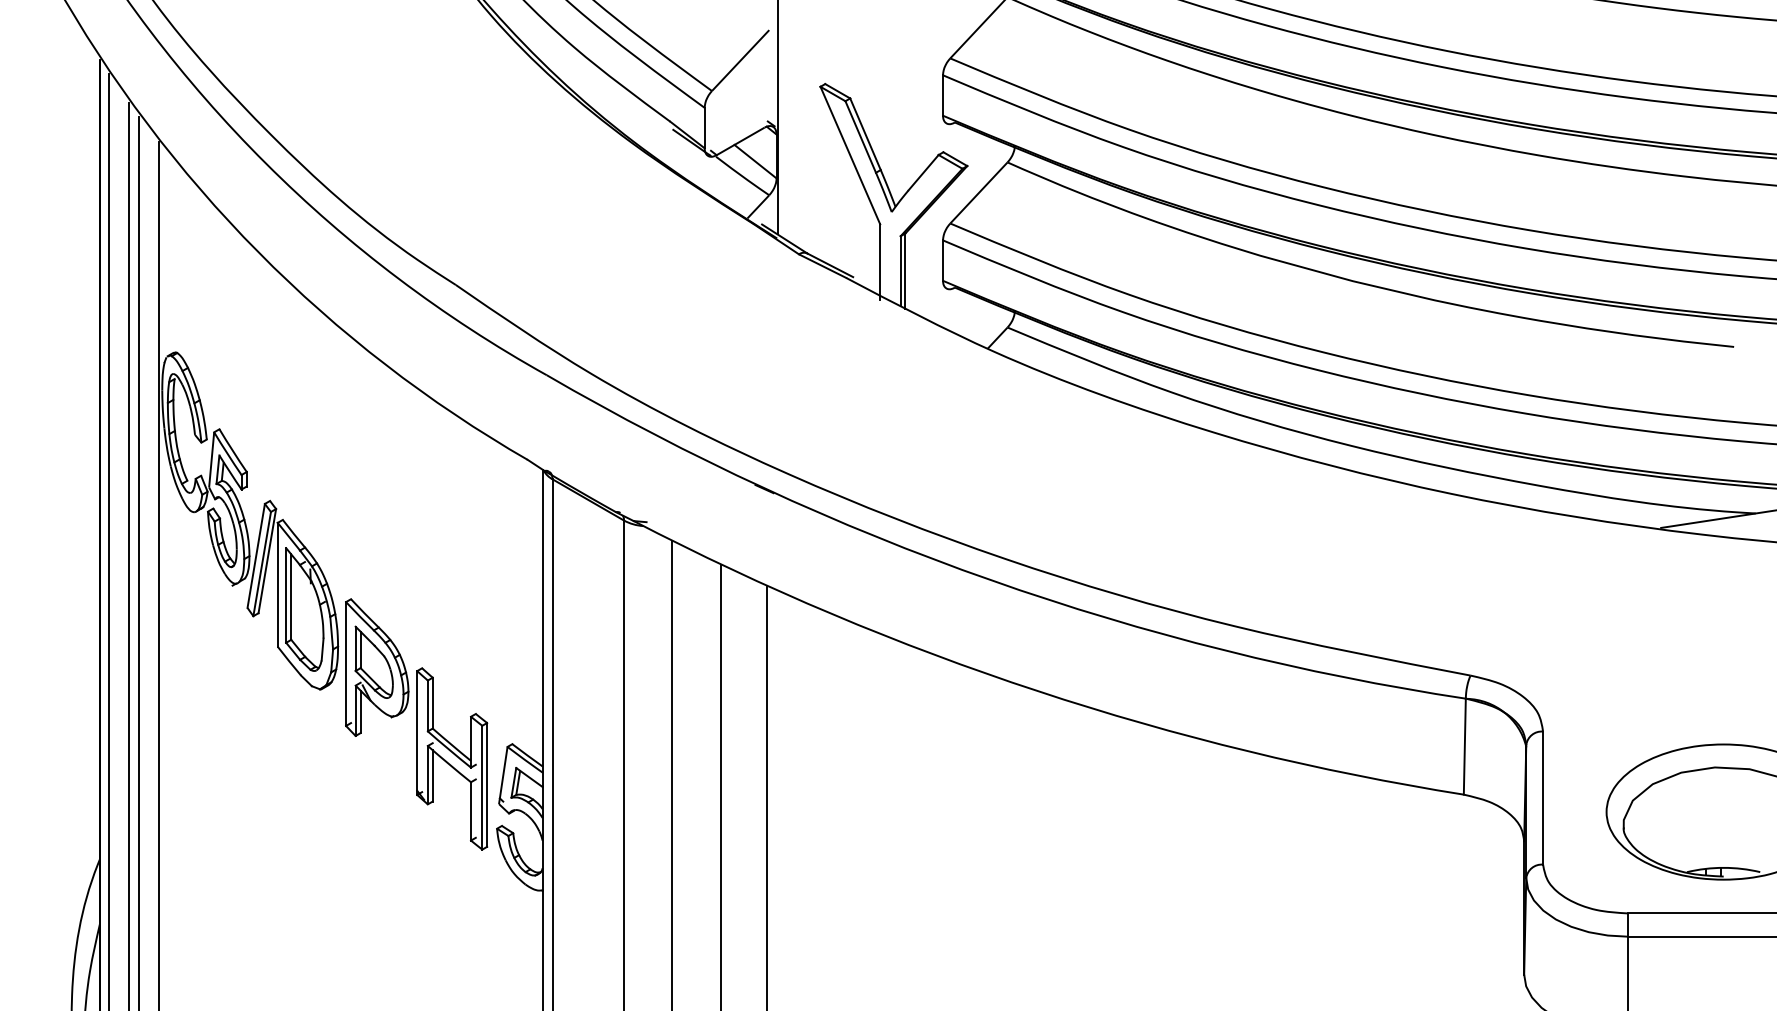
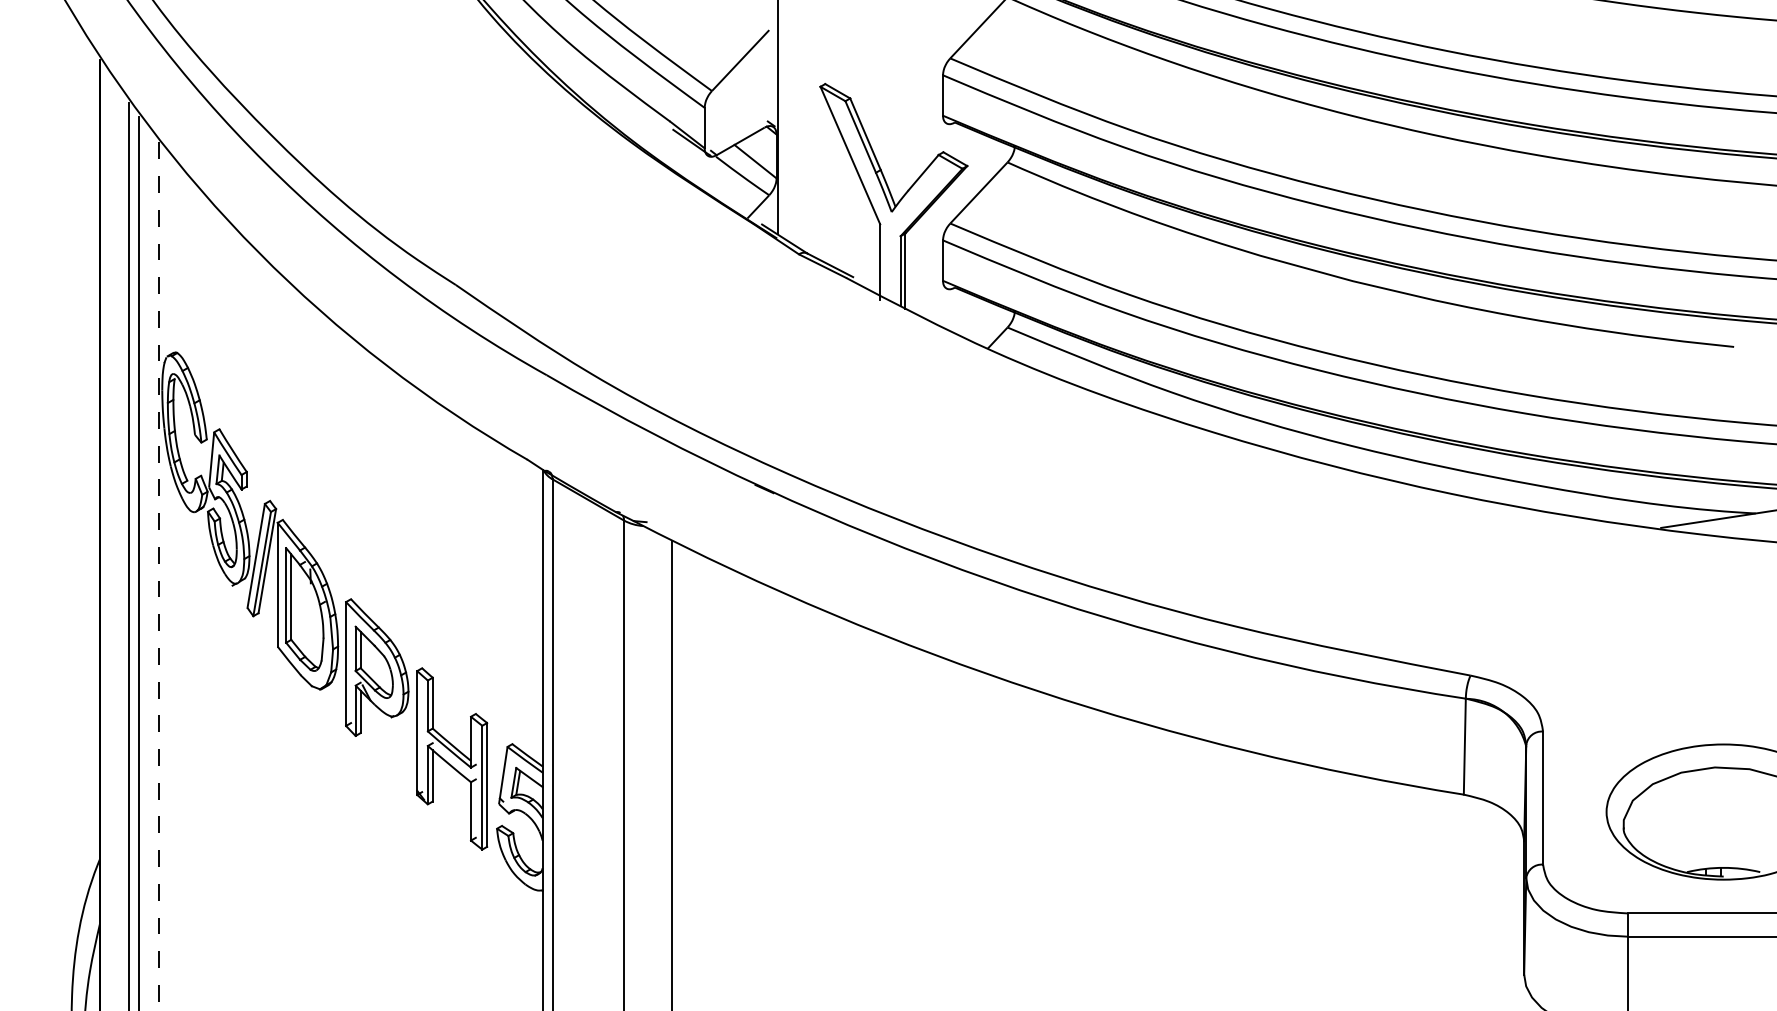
line: present -> none (109, 540)
line: solid -> dashed (159, 576)
line: present -> none (720, 786)
line: present -> none (766, 796)
